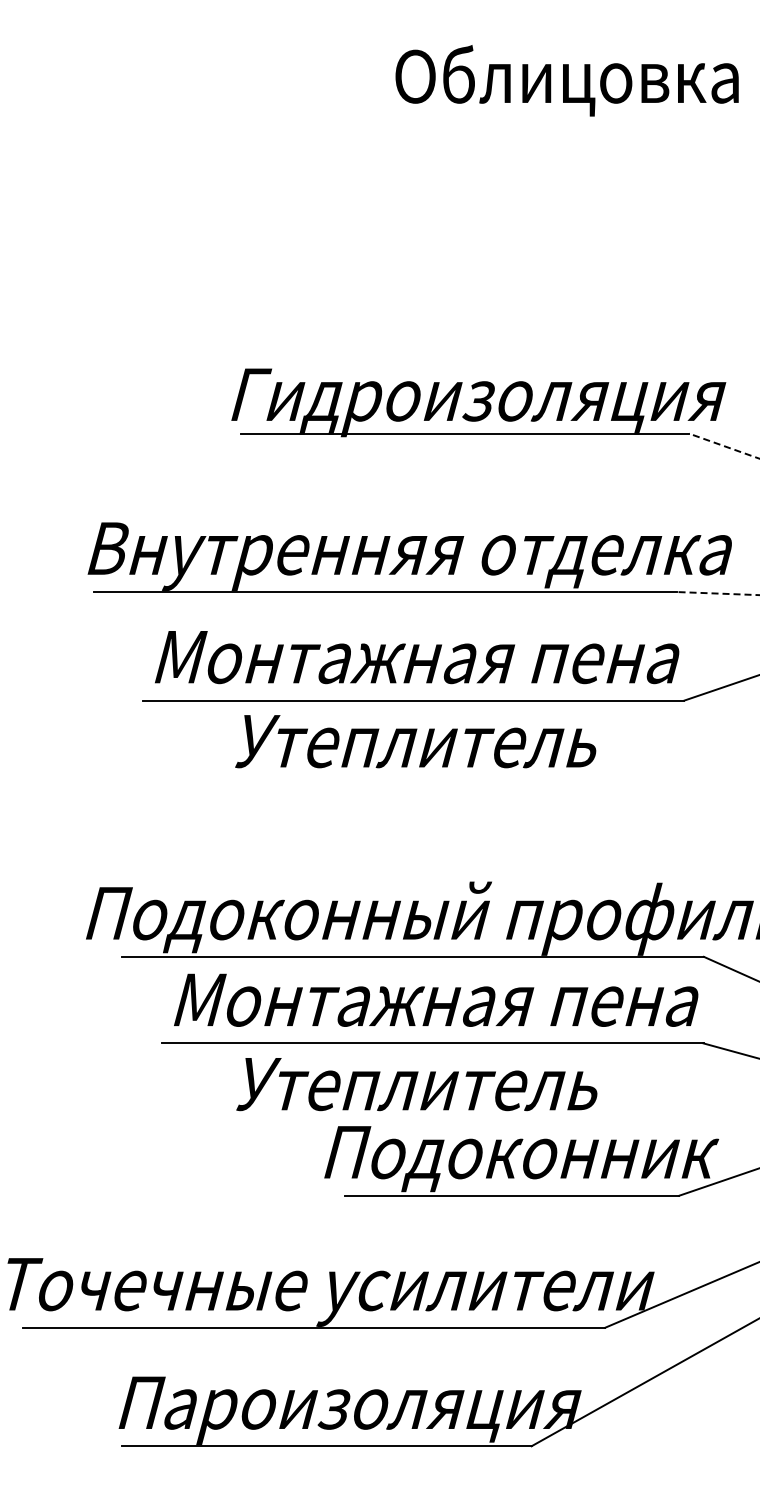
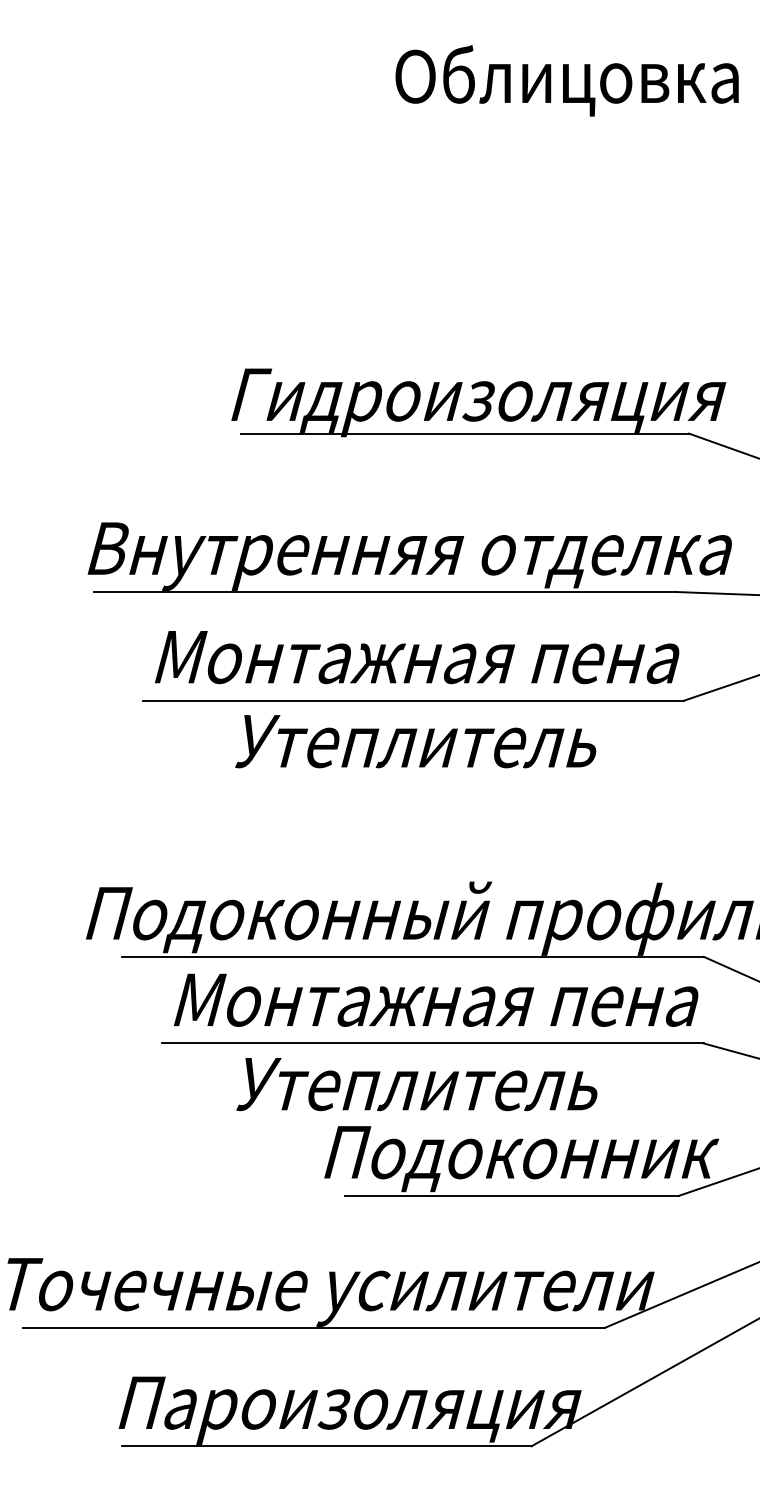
line: dashed -> solid (723, 446)
line: dashed -> solid (718, 593)
